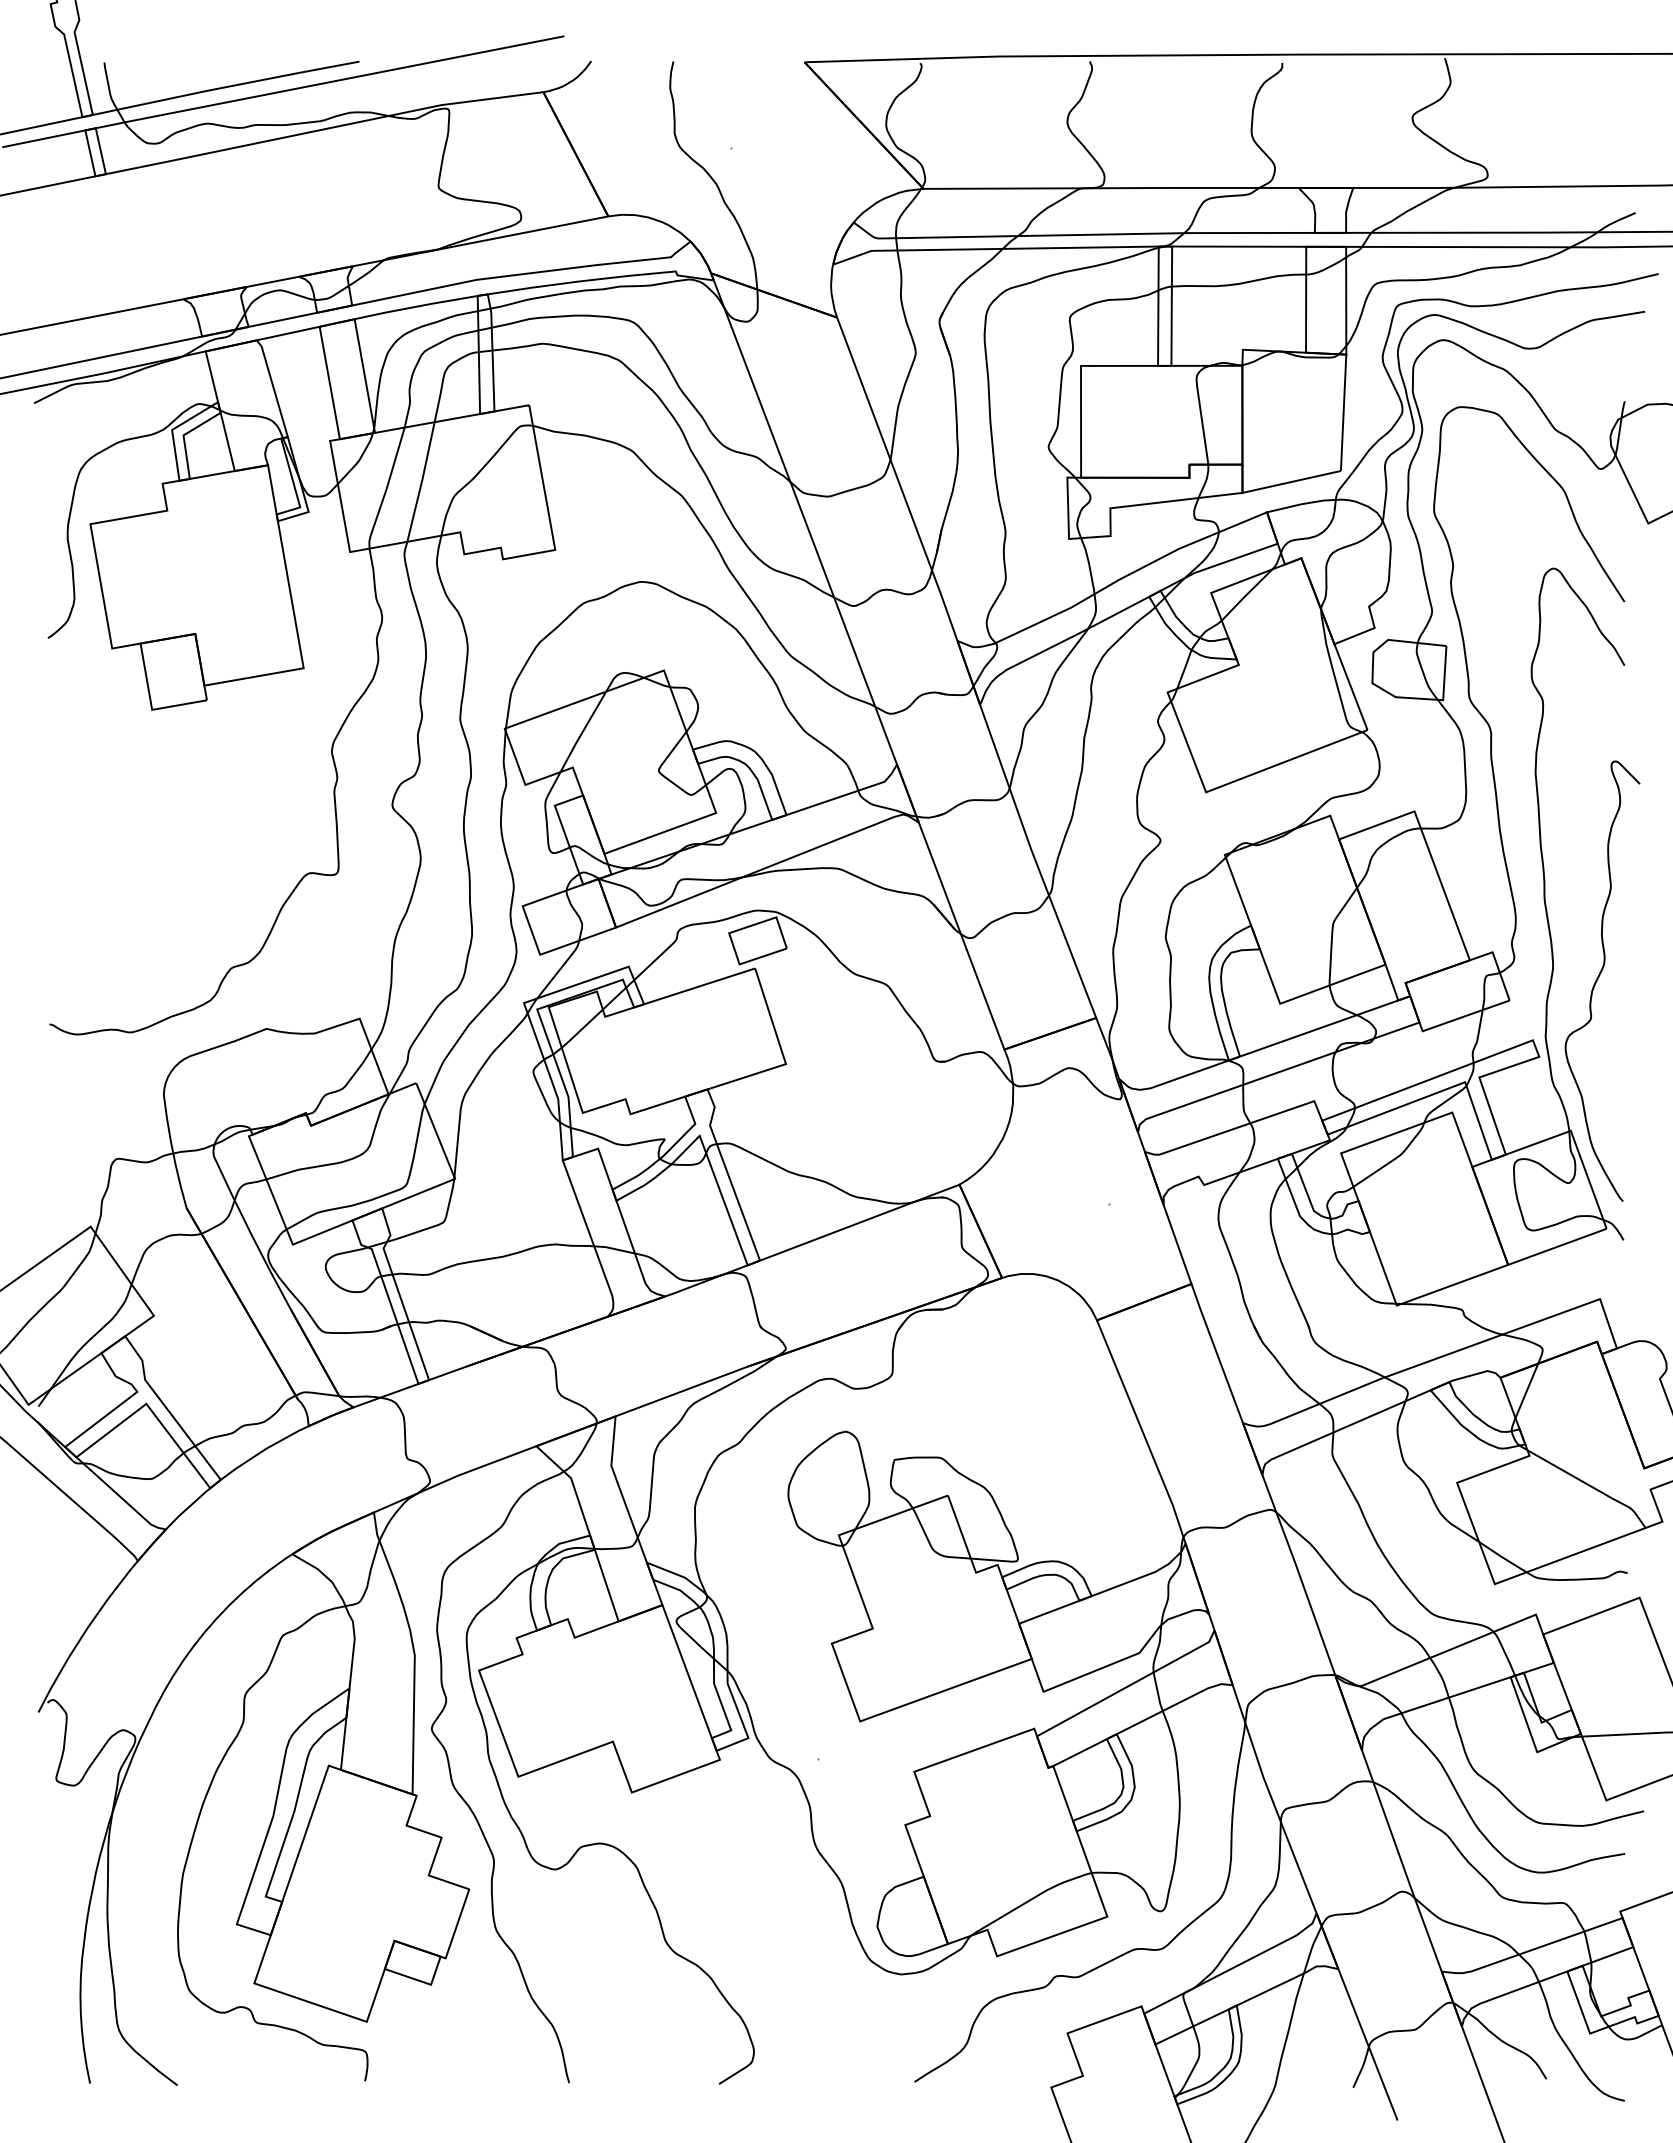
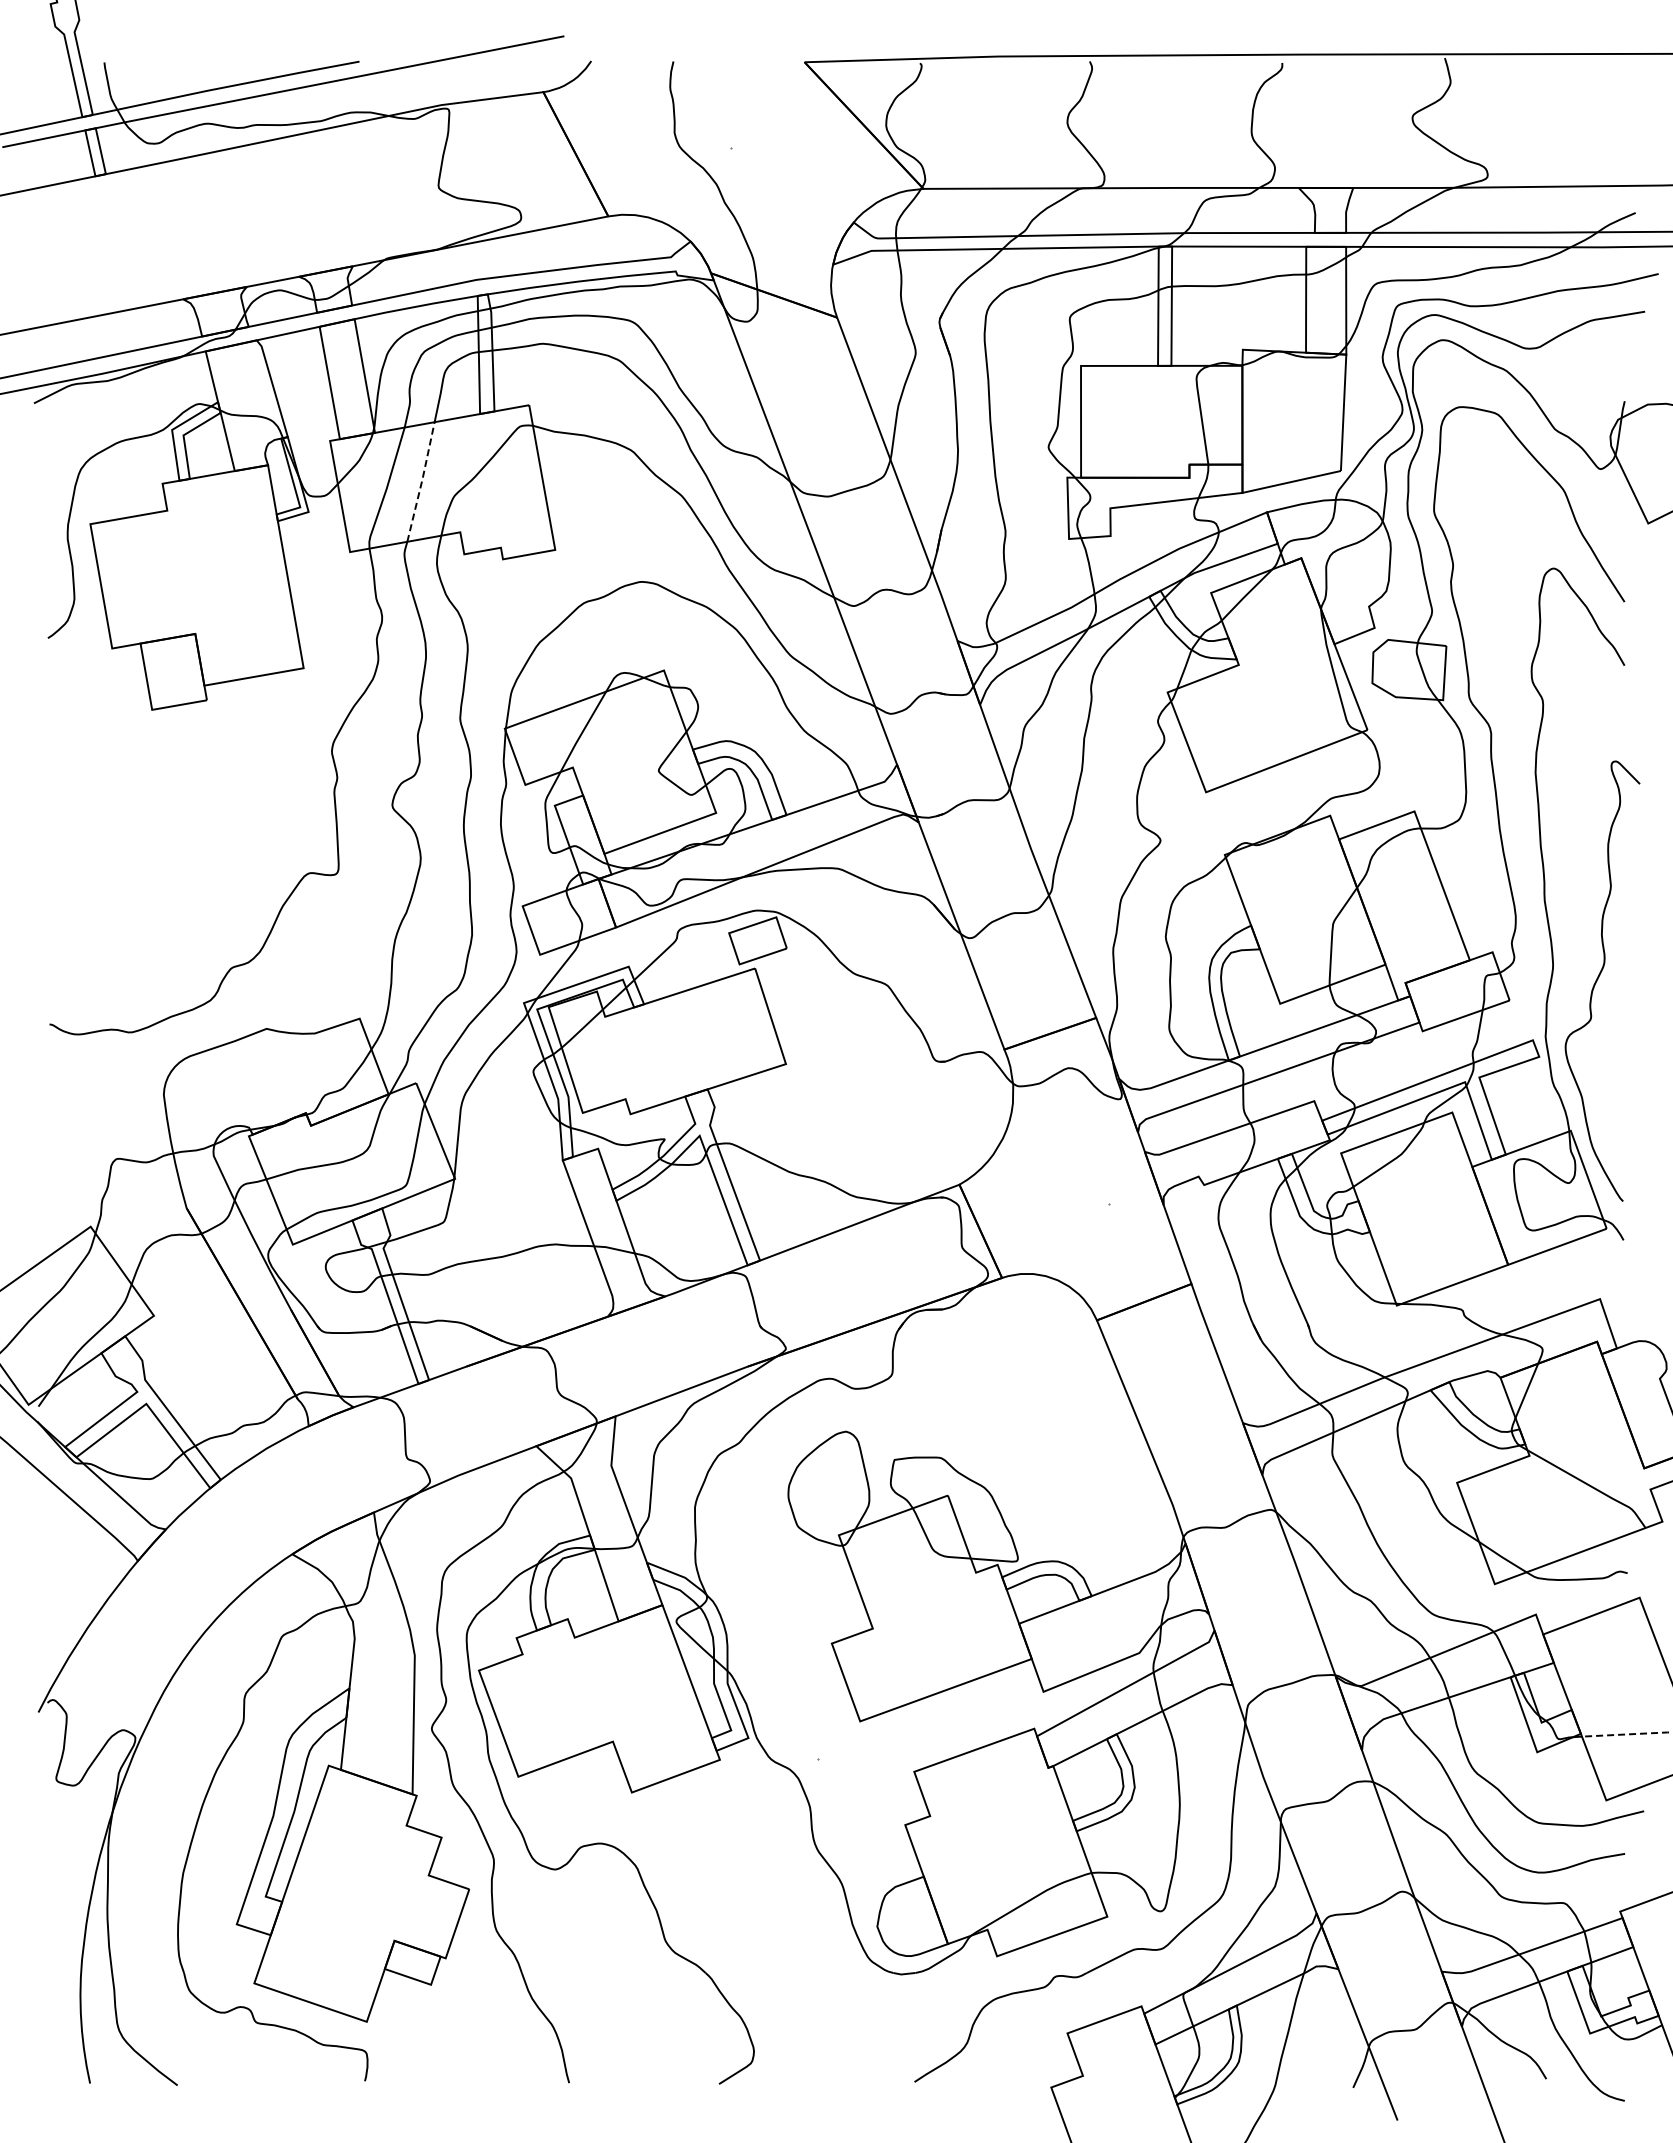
line: solid -> dashed (422, 481)
line: solid -> dashed (1627, 1734)
